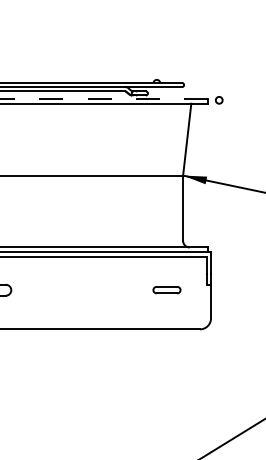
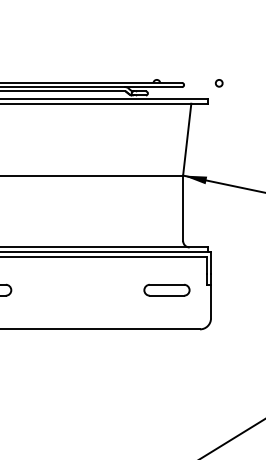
line: dashed -> solid (104, 98)
circle position: (218, 100) -> (218, 83) (218, 83)
part size: 30x9 px -> 48x14 px (166, 289)
